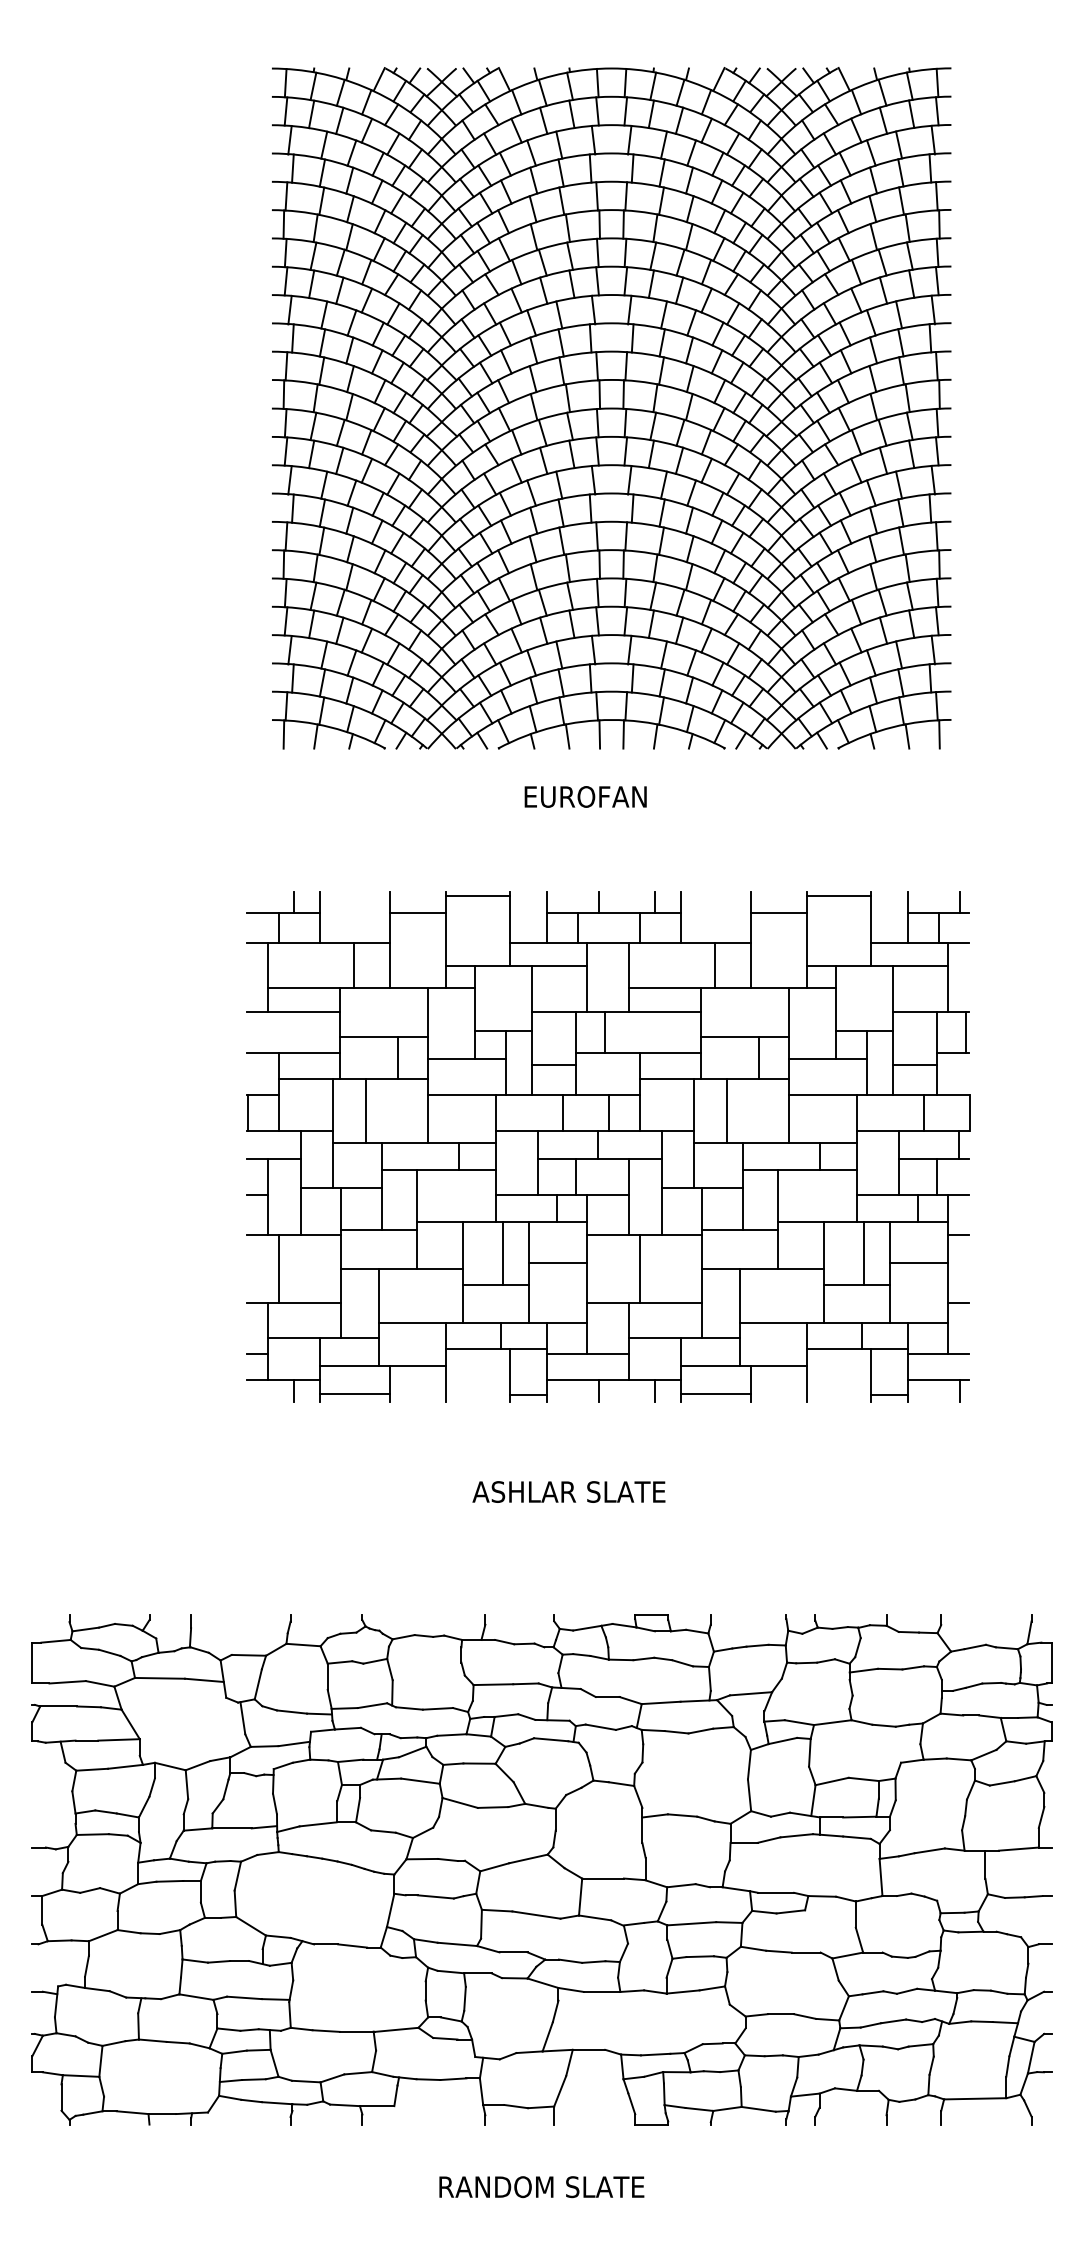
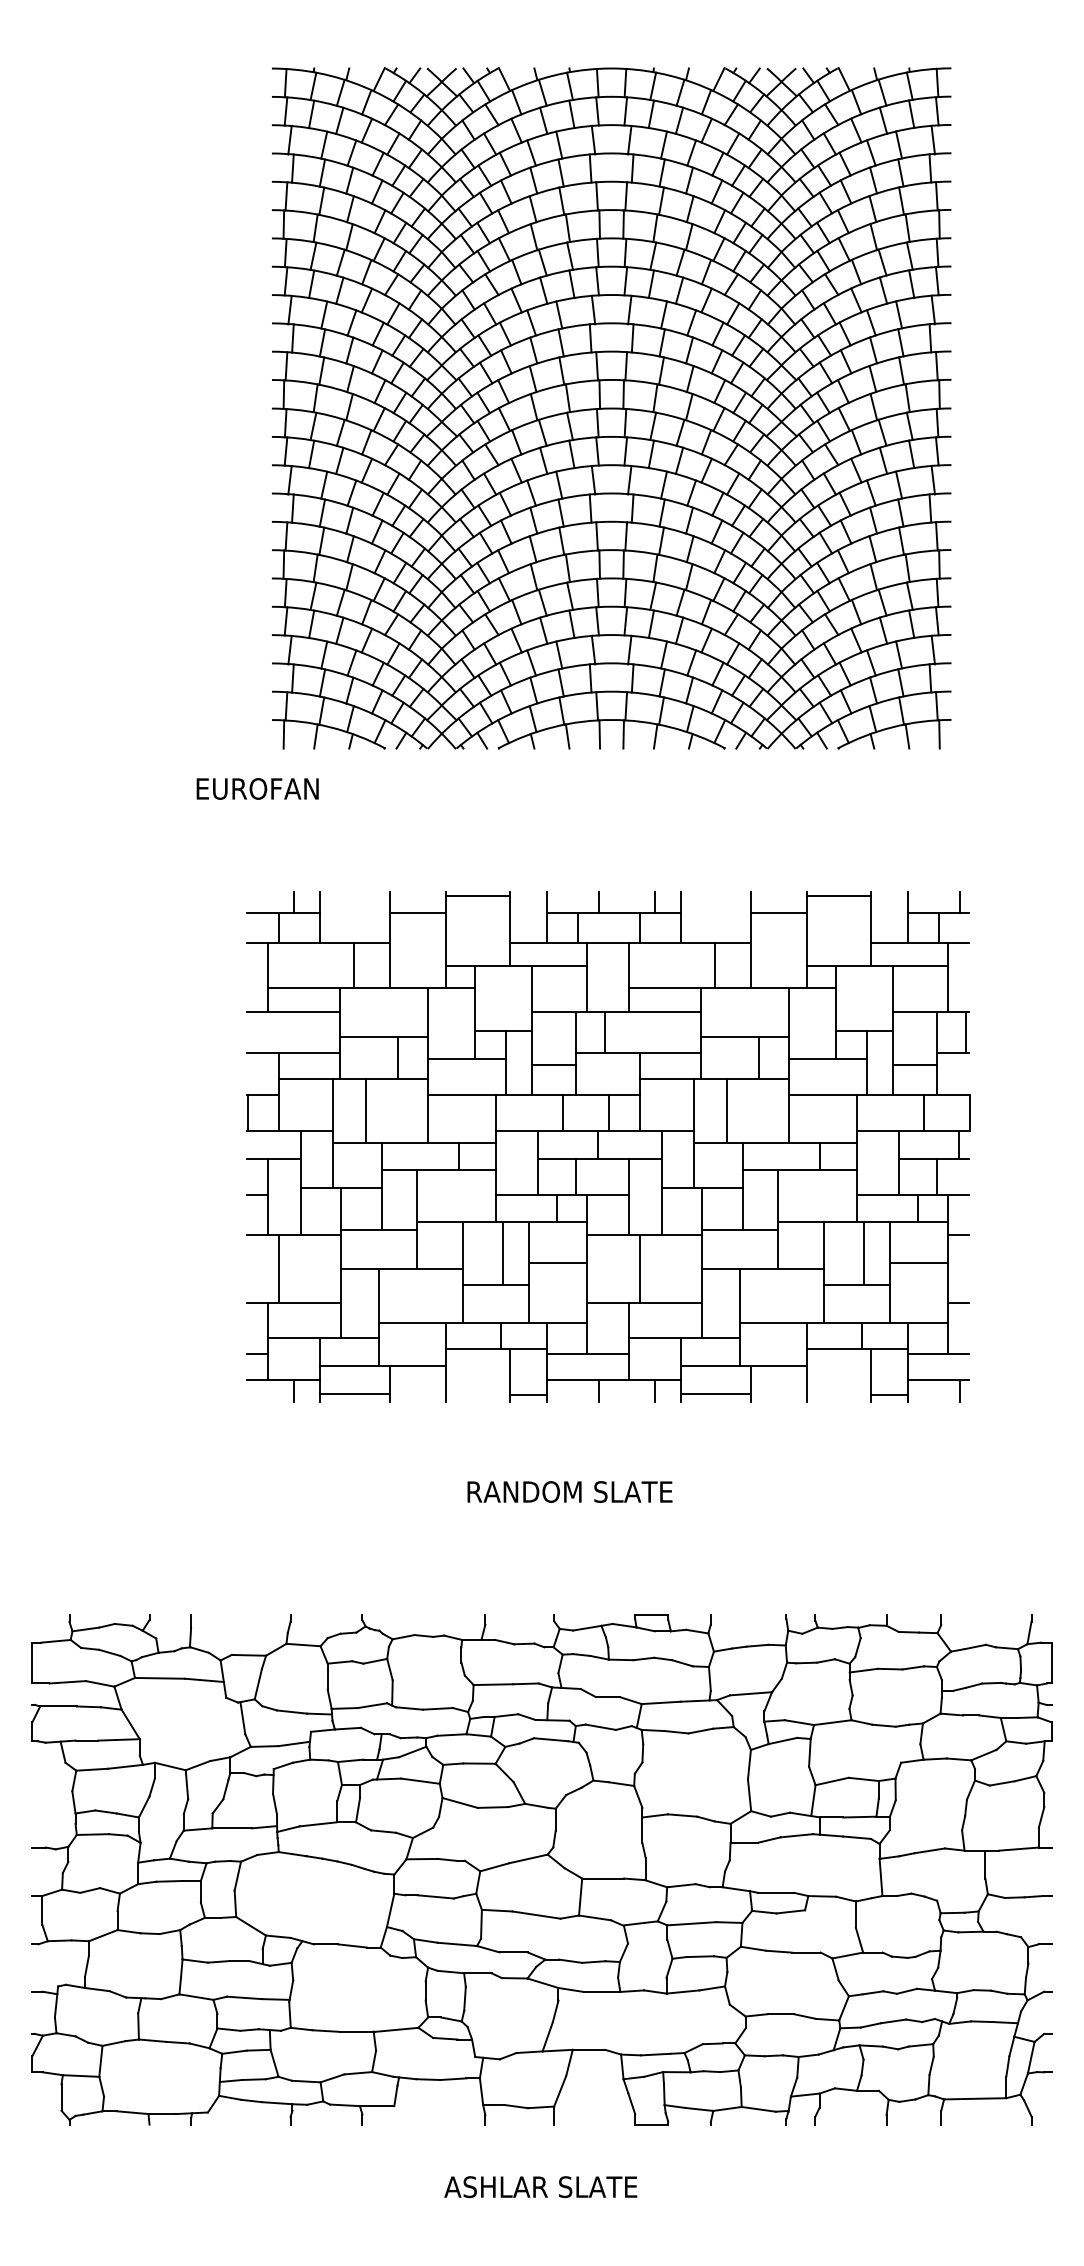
text position: (585, 796) -> (257, 788) (257, 788)
text: ASHLAR SLATE -> RANDOM SLATE (569, 1491)
text: RANDOM SLATE -> ASHLAR SLATE (541, 2187)
